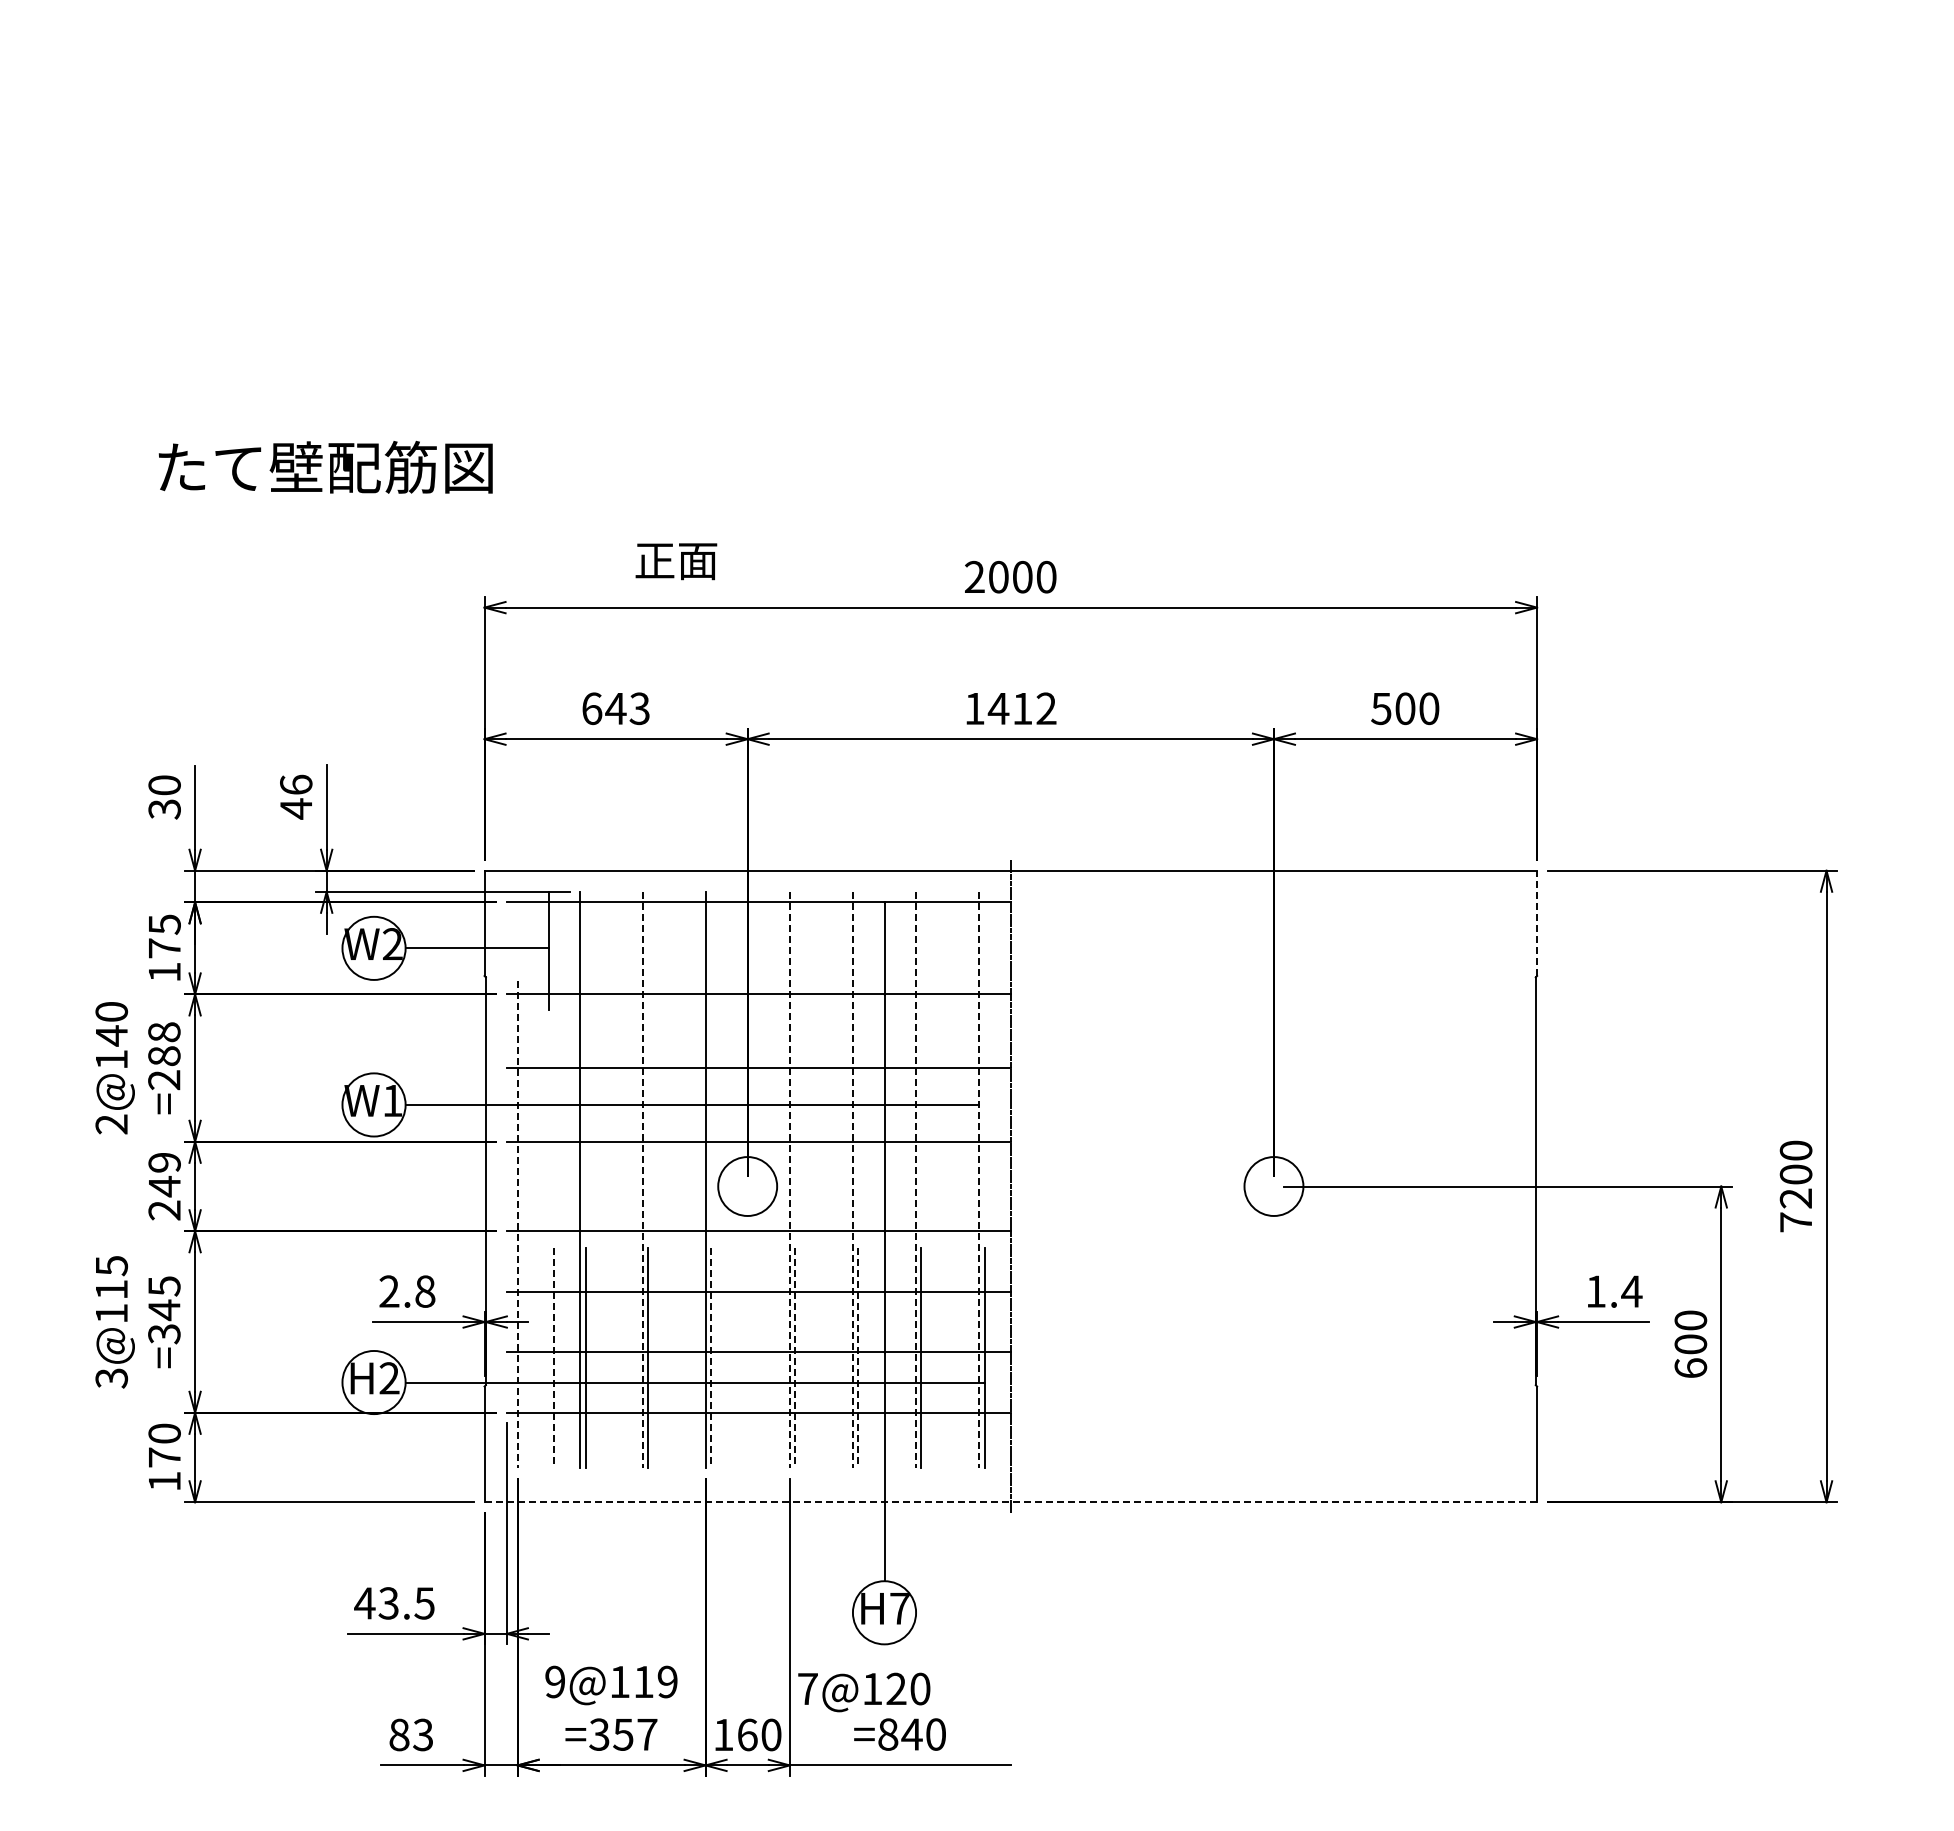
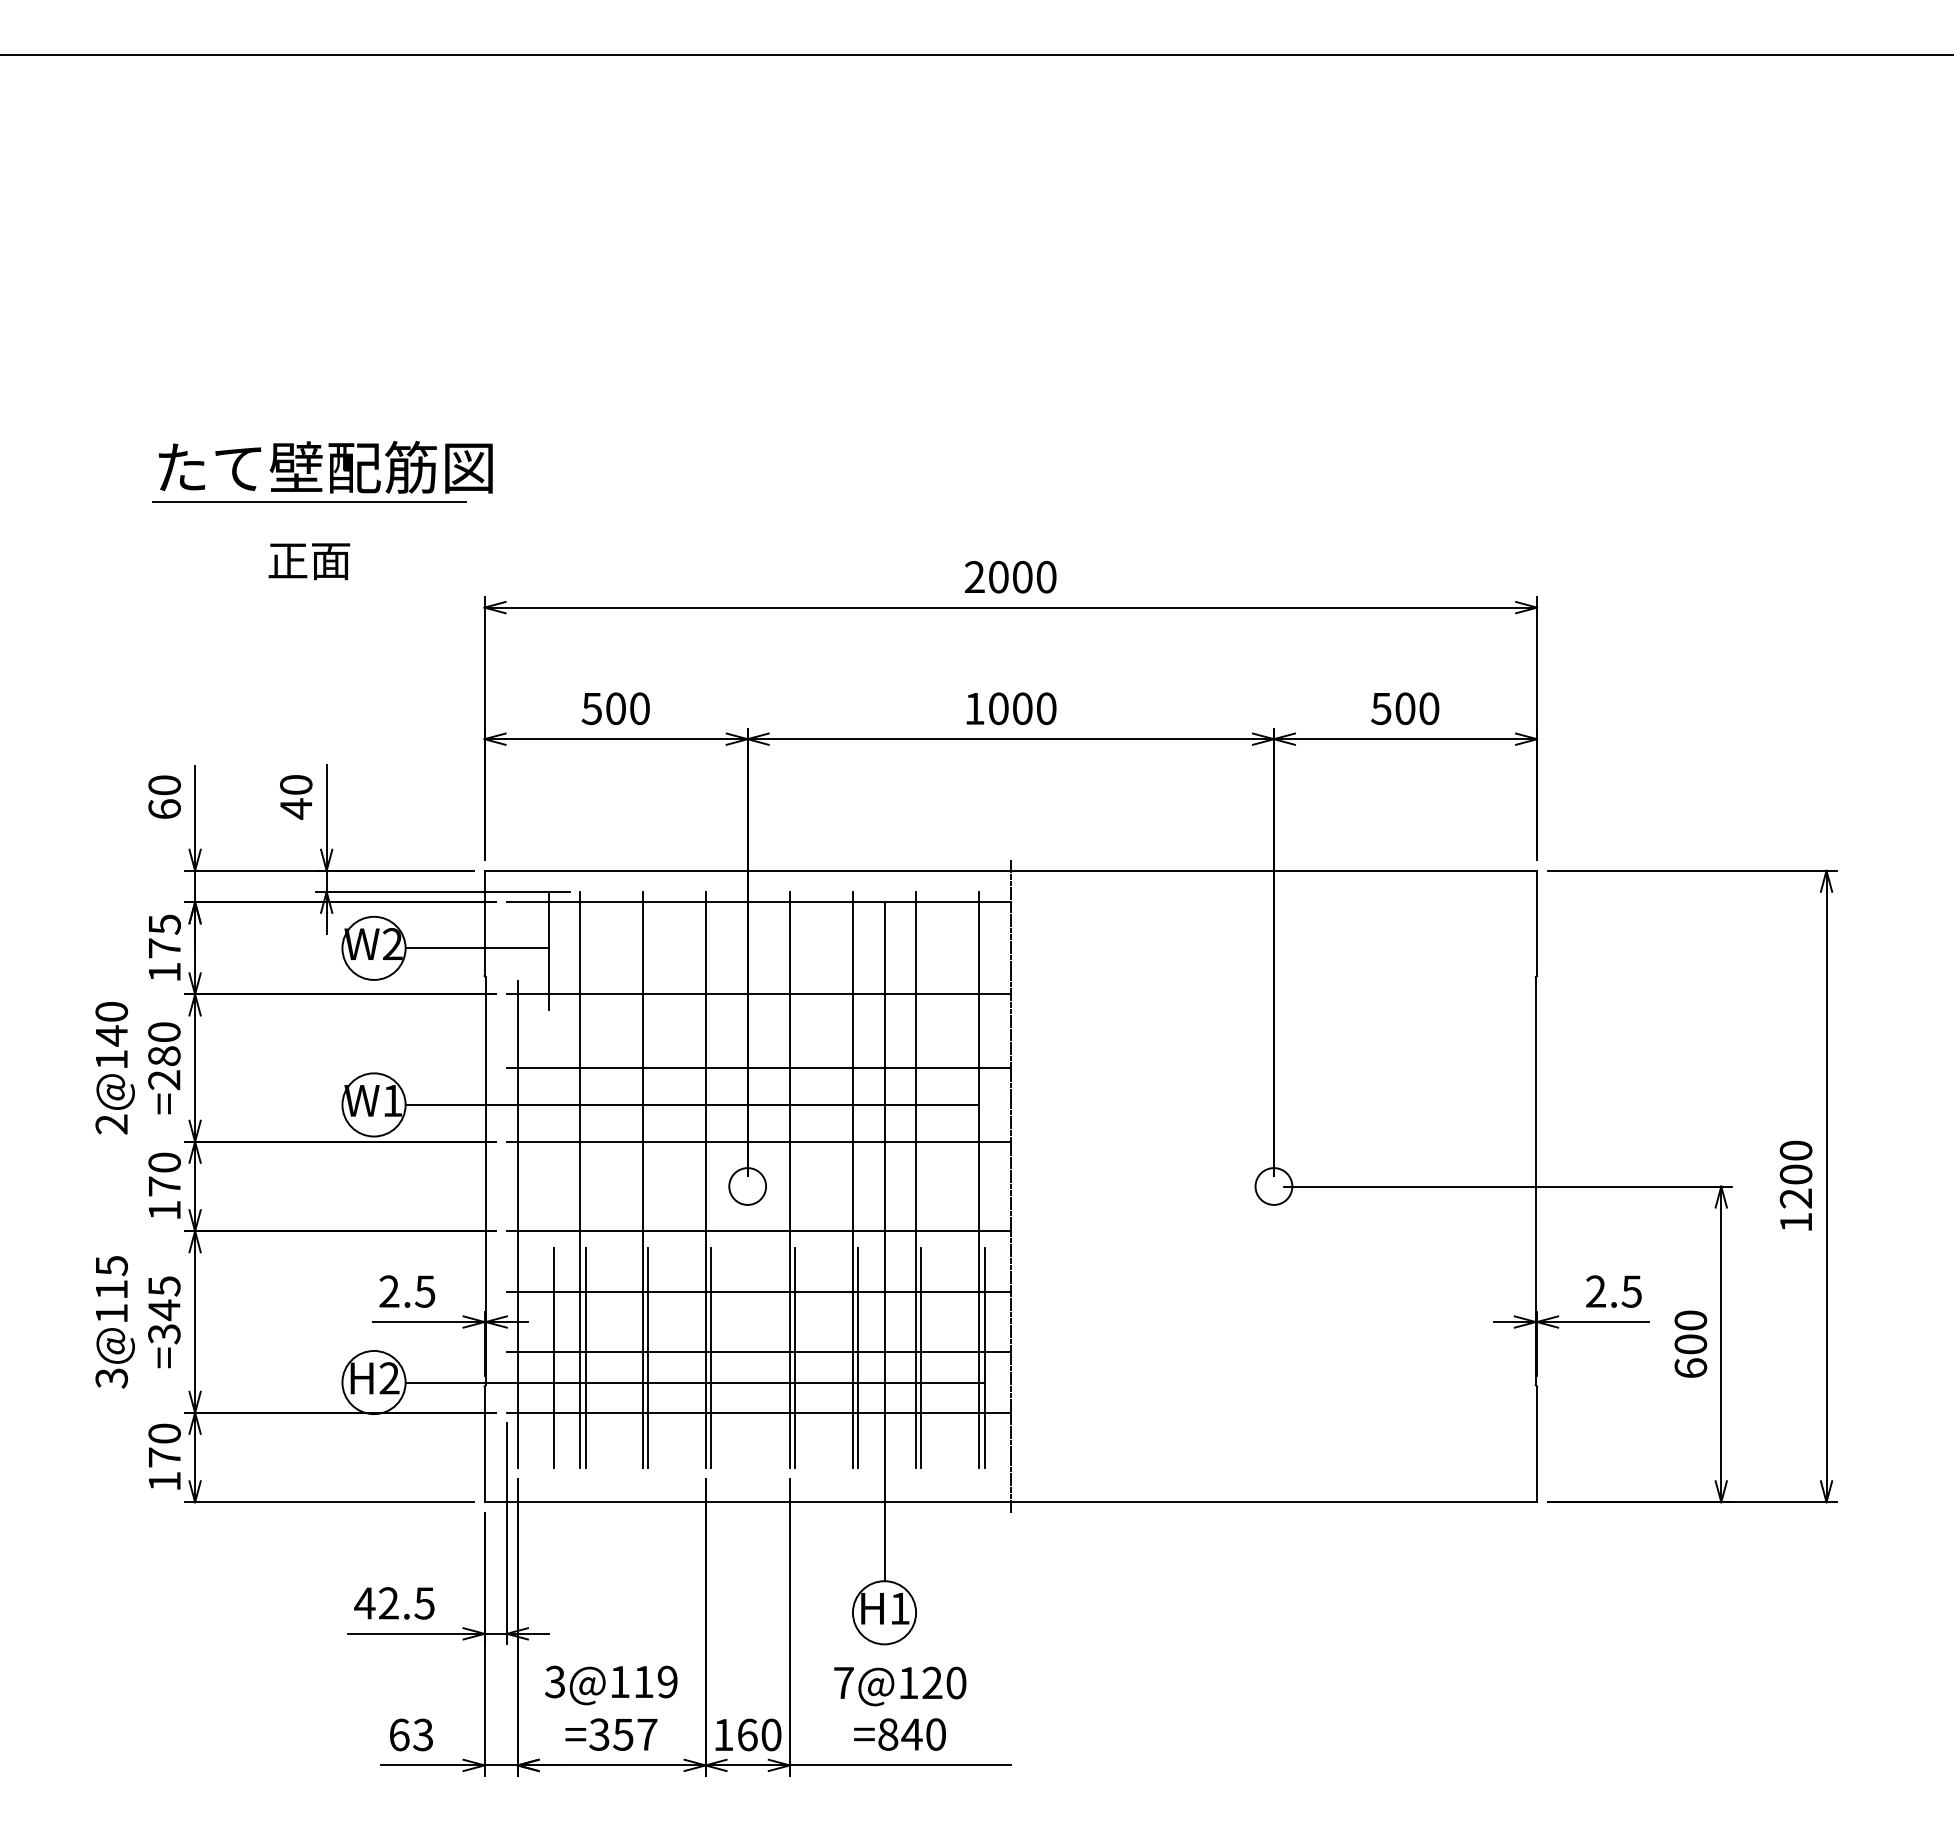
line: none -> present (976, 55)
line: none -> present (309, 502)
text position: (676, 561) -> (309, 561) (309, 561)
text: 643 -> 500 (615, 708)
text: 1412 -> 1000 (1021, 708)
text: 46 -> 40 (296, 784)
text: 30 -> 60 (164, 809)
line: dashed -> solid (1537, 923)
text: =288 -> =280 (164, 1032)
line: dashed -> solid (642, 1180)
line: dashed -> solid (789, 1180)
line: dashed -> solid (852, 1180)
line: dashed -> solid (916, 1180)
line: dashed -> solid (979, 1180)
text: 249 -> 170 (164, 1186)
circle diameter: 59 px -> 37 px (747, 1186)
circle diameter: 59 px -> 37 px (1273, 1186)
text: 7200 -> 1200 (1795, 1222)
line: dashed -> solid (517, 1225)
text: 2.8 -> 2.5 (424, 1291)
text: 1.4 -> 2.5 (1614, 1291)
line: dashed -> solid (554, 1358)
line: dashed -> solid (710, 1358)
line: dashed -> solid (795, 1358)
line: dashed -> solid (858, 1358)
line: dashed -> solid (1011, 1502)
text: 43.5 -> 42.5 (388, 1603)
text: H7 -> H1 (899, 1608)
text: 9@119 -> 3@119 (554, 1681)
text position: (864, 1692) -> (900, 1686) (900, 1686)
text: 83 -> 63 (399, 1734)
